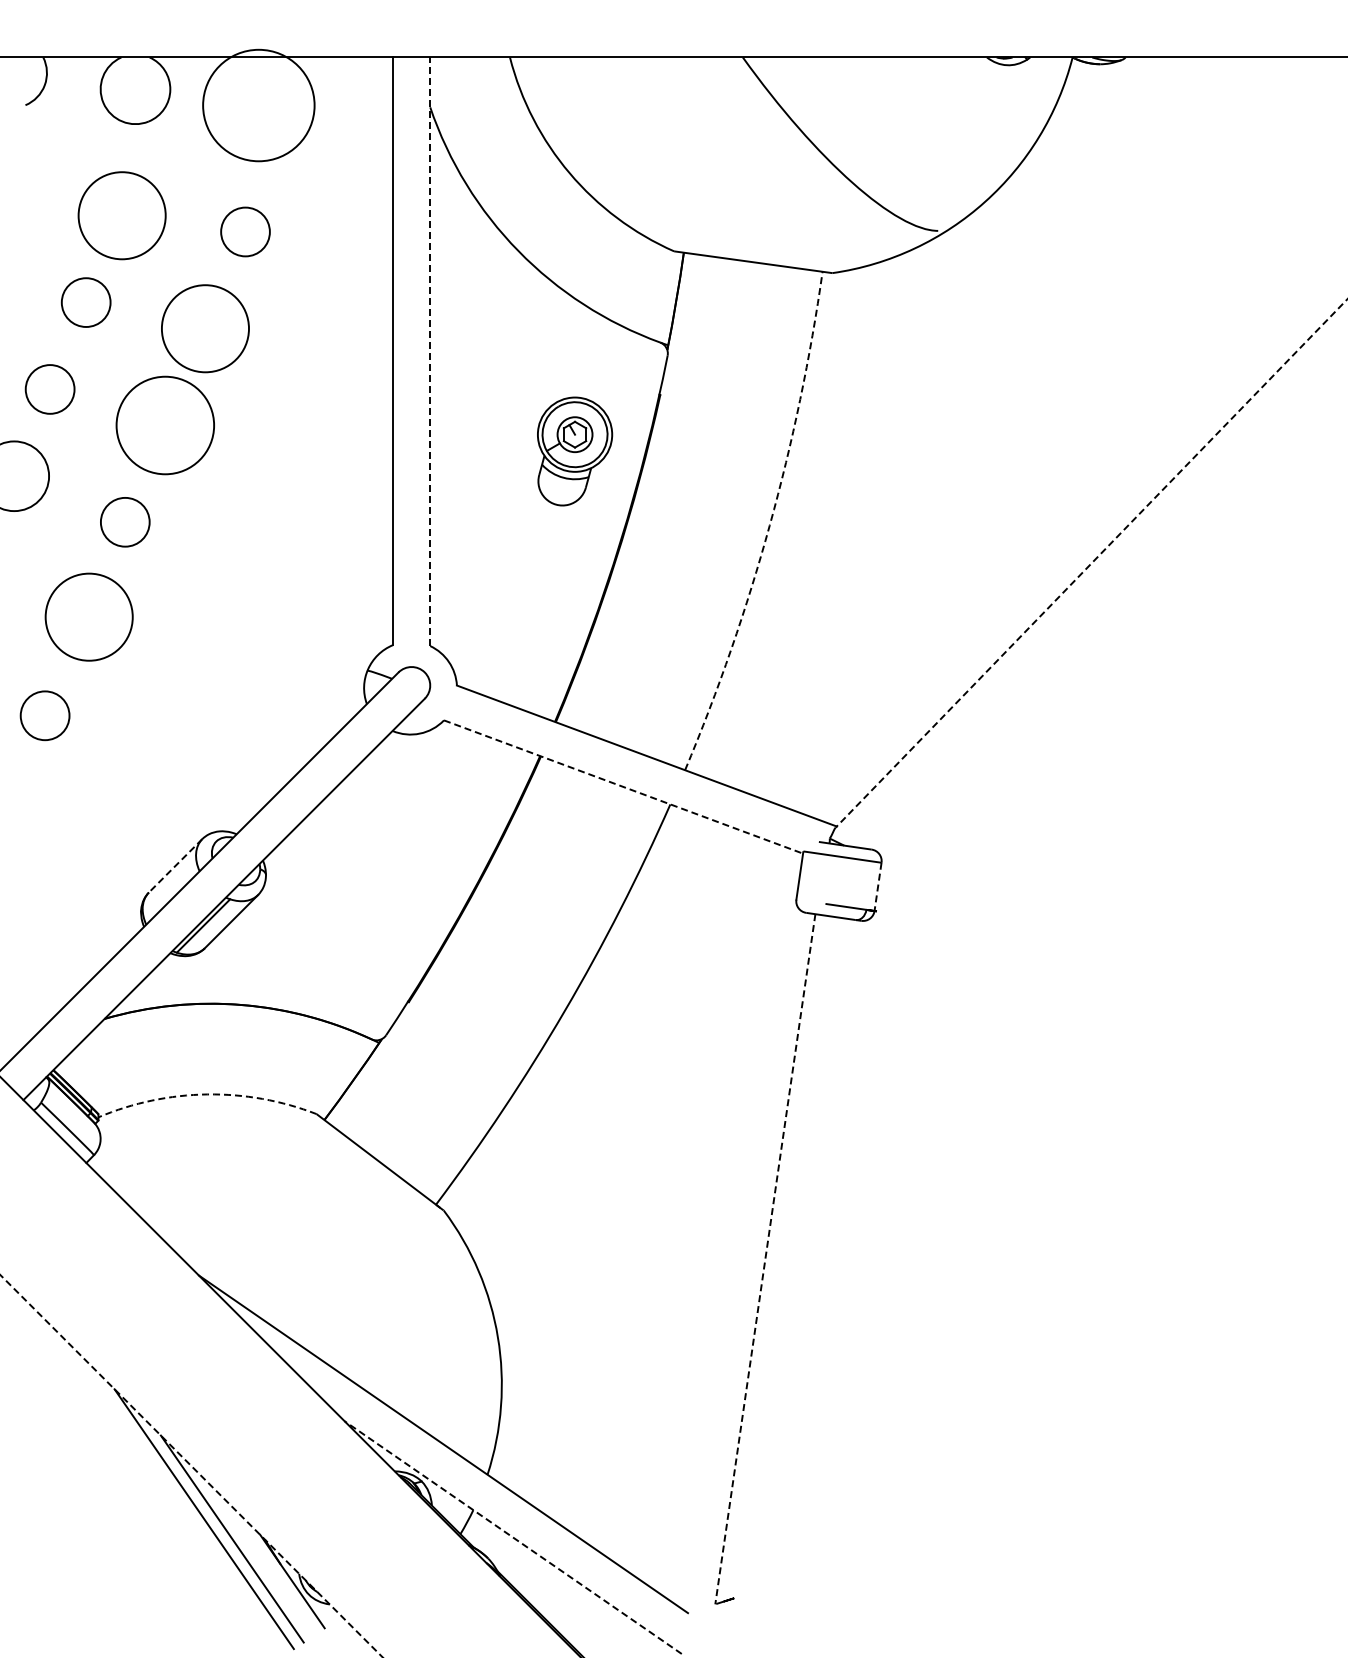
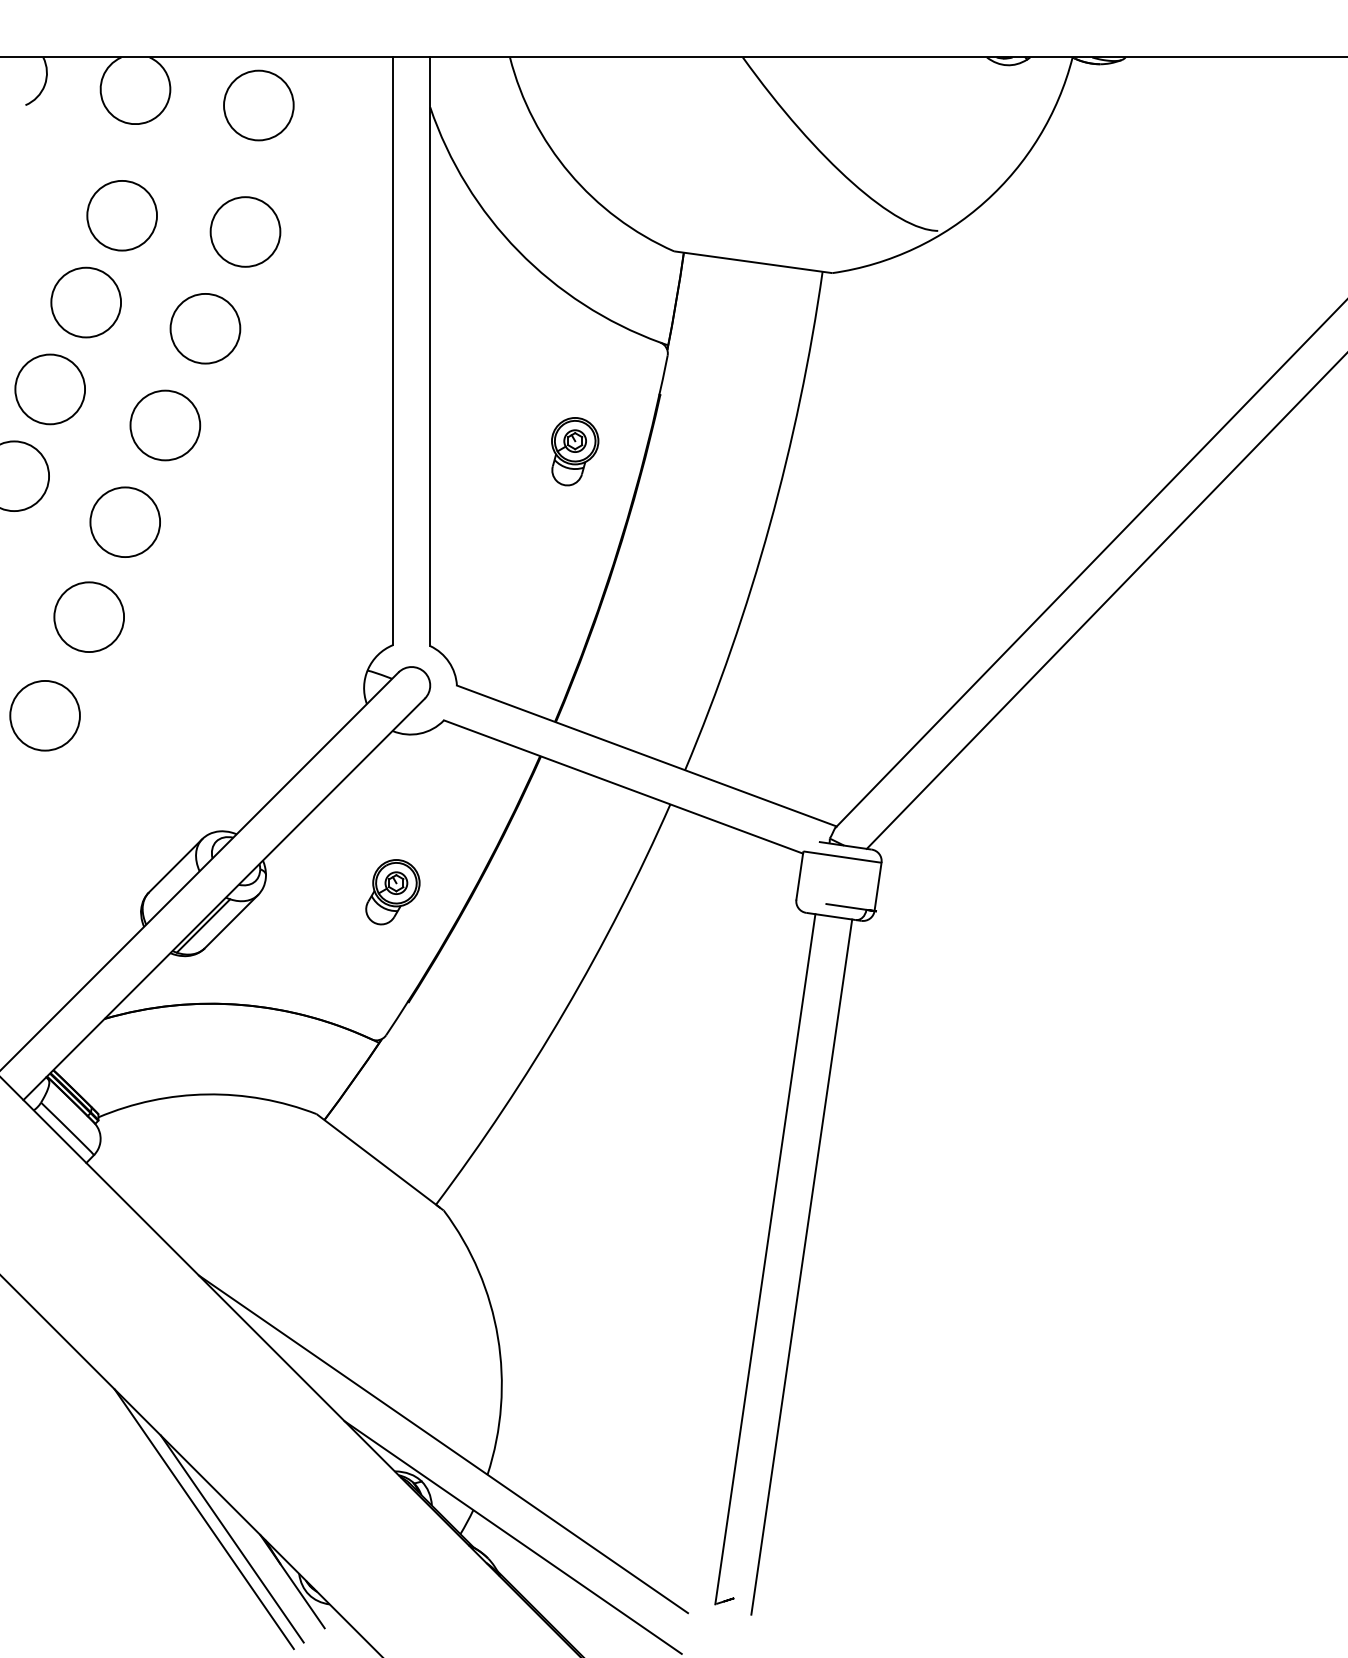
circle diameter: 111 px -> 70 px (258, 105)
circle diameter: 87 px -> 70 px (122, 215)
circle diameter: 49 px -> 70 px (245, 231)
circle diameter: 49 px -> 70 px (86, 302)
circle diameter: 87 px -> 70 px (205, 328)
line: dashed -> solid (430, 351)
circle size: 52x51 px -> 72x73 px (49, 389)
circle diameter: 98 px -> 70 px (165, 425)
part size: 77x111 px -> 49x70 px (575, 451)
circle diameter: 49 px -> 70 px (125, 522)
arc: dashed -> solid (769, 525)
line: dashed -> solid (1091, 563)
line: none -> present (1105, 601)
circle diameter: 87 px -> 70 px (89, 617)
circle diameter: 49 px -> 70 px (44, 715)
line: dashed -> solid (624, 787)
line: dashed -> solid (175, 865)
line: dashed -> solid (877, 887)
part: none -> present (392, 892)
arc: dashed -> solid (207, 1094)
line: dashed -> solid (765, 1259)
line: none -> present (801, 1266)
line: dashed -> solid (191, 1466)
line: dashed -> solid (513, 1537)
